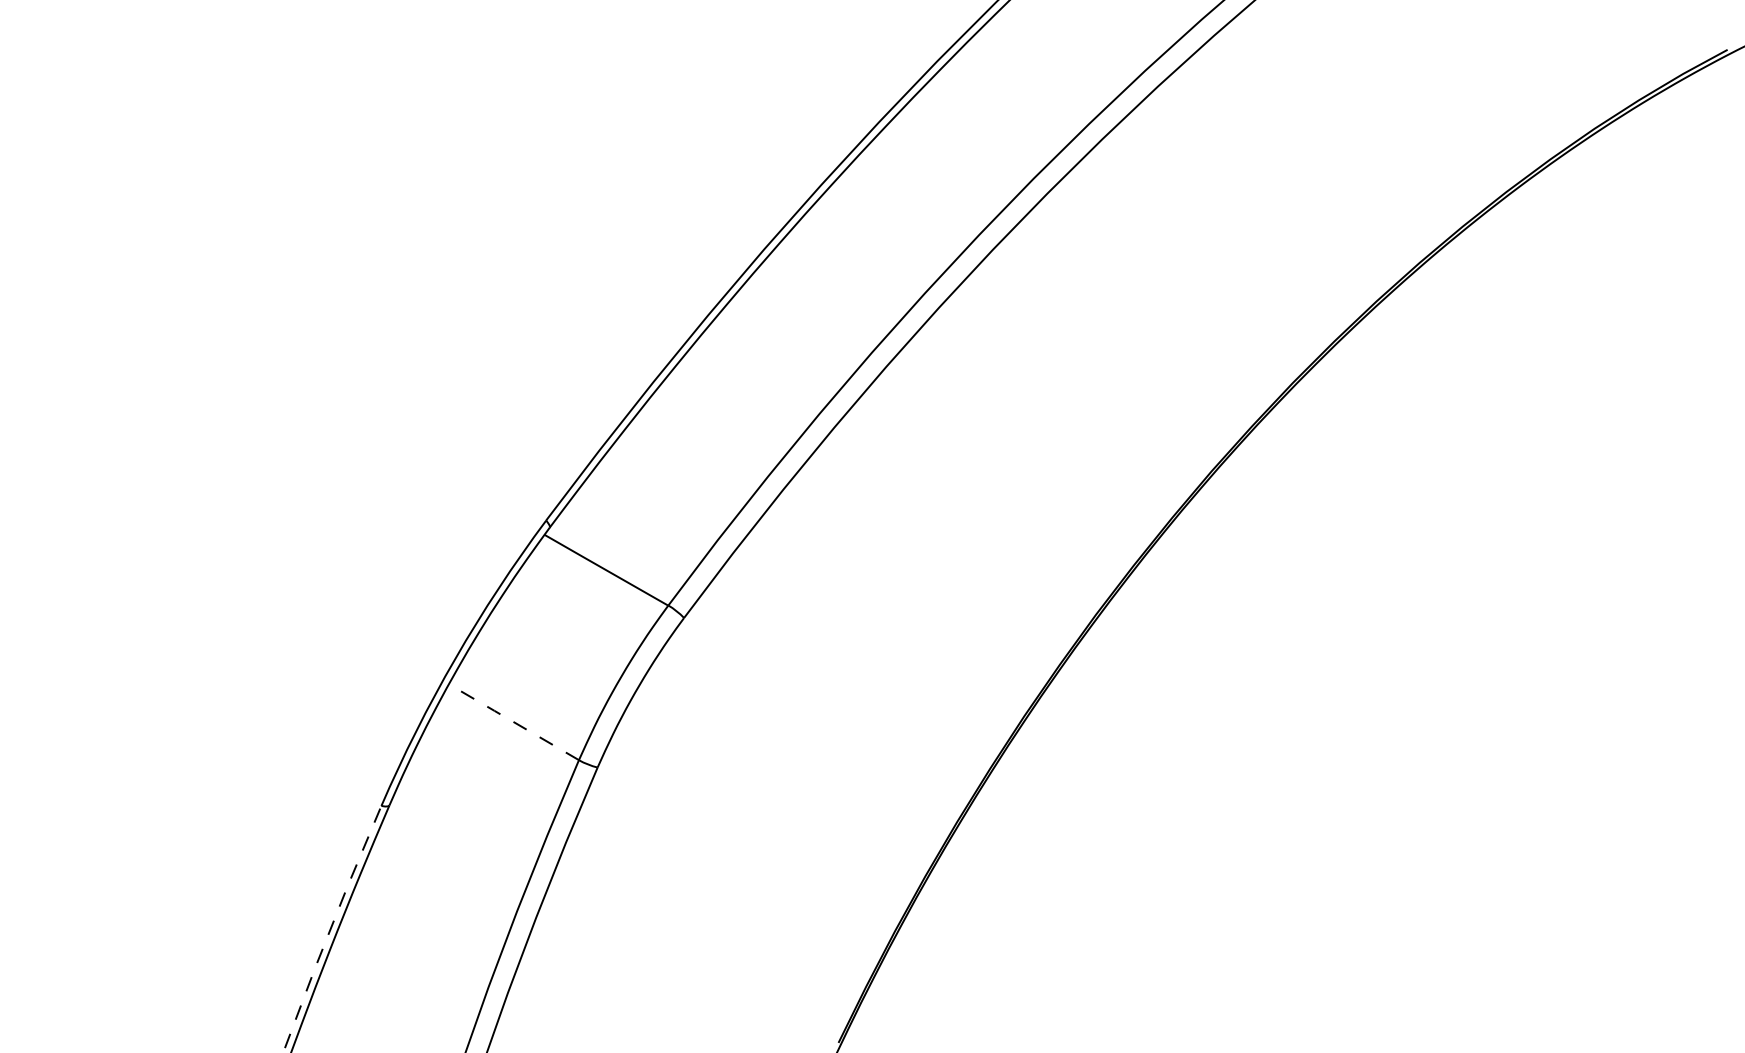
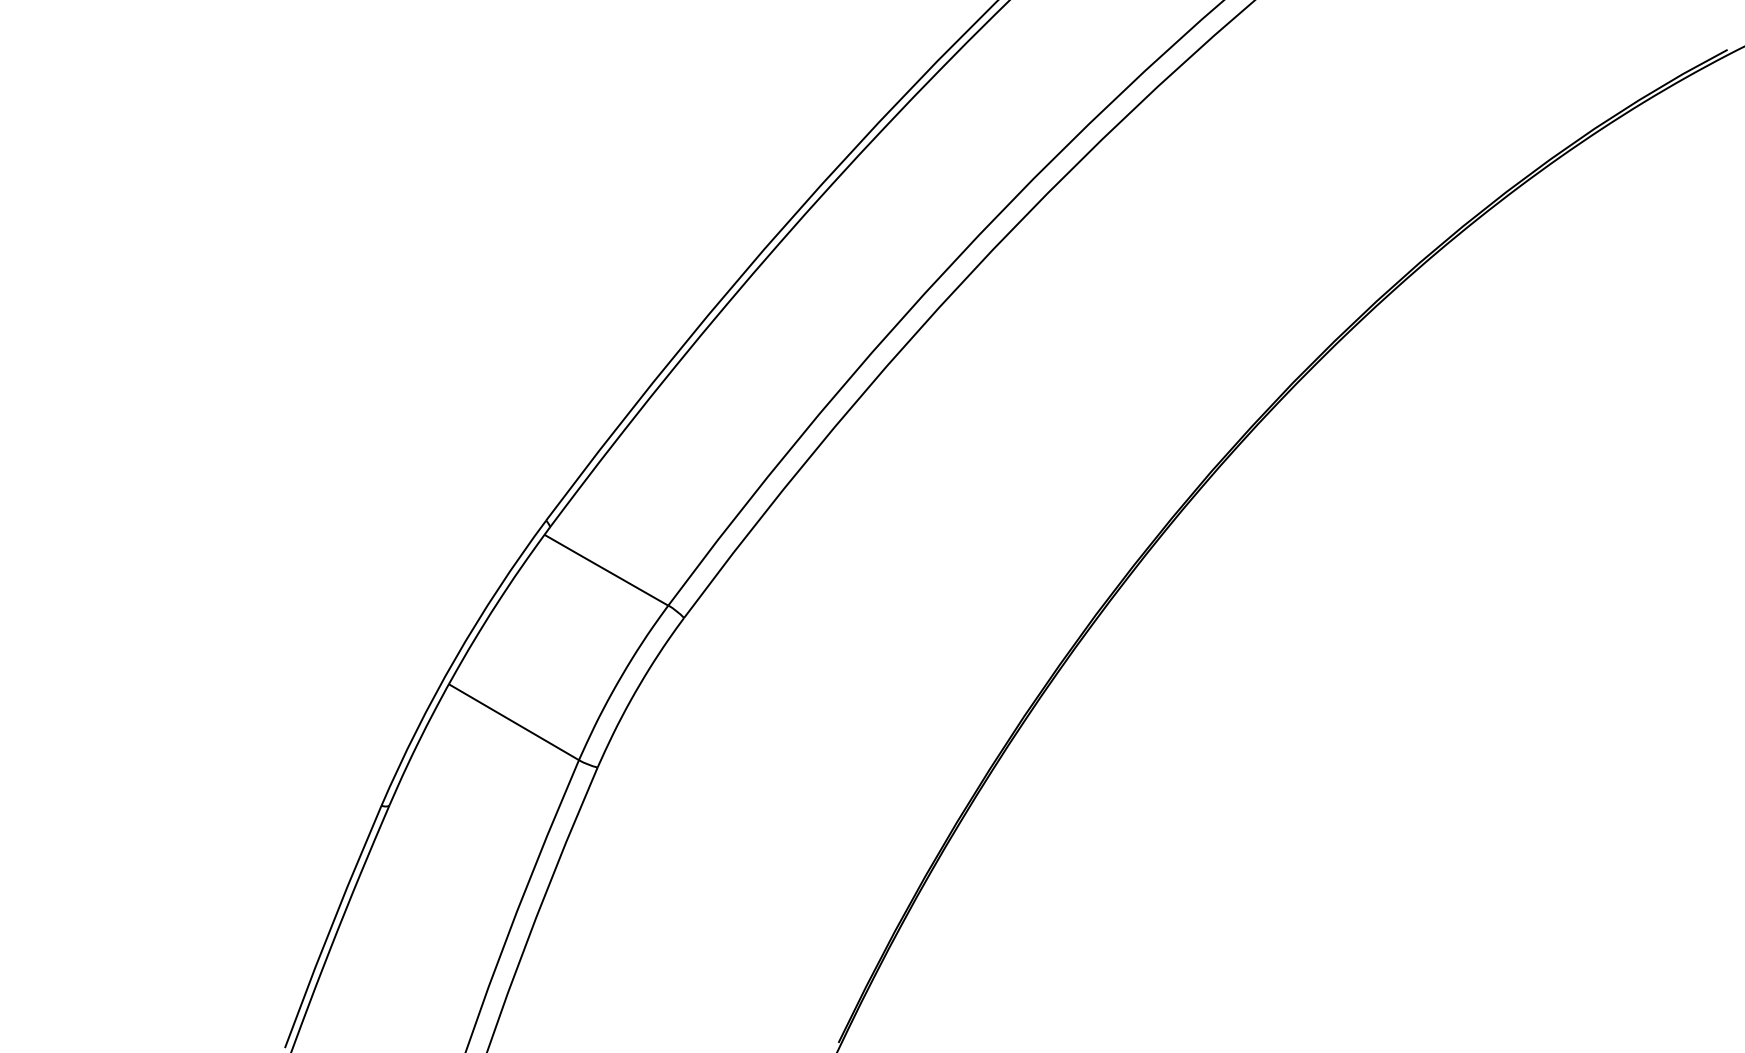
line: dashed -> solid (513, 721)
line: dashed -> solid (331, 926)
